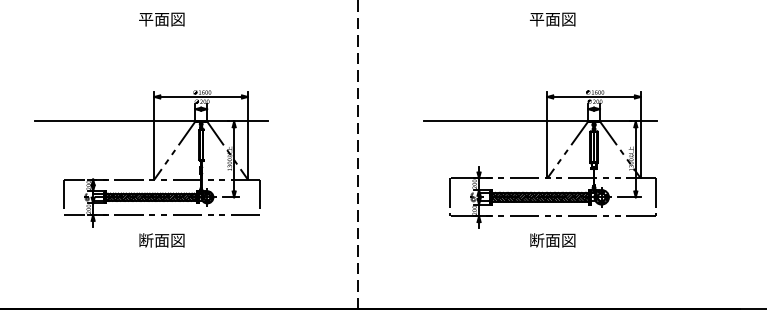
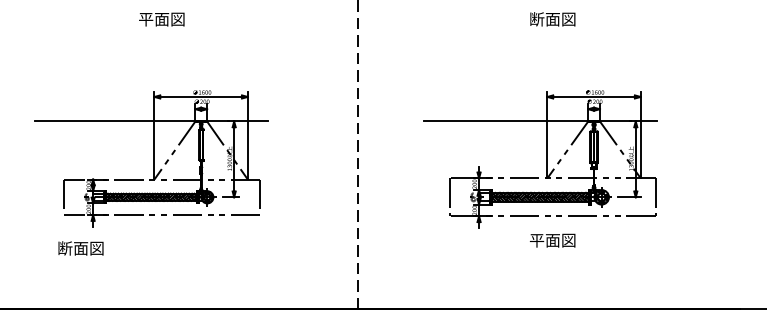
text: 平面図 -> 断面図 (536, 19)
text position: (161, 240) -> (80, 248) (80, 248)
text: 断面図 -> 平面図 (536, 240)
